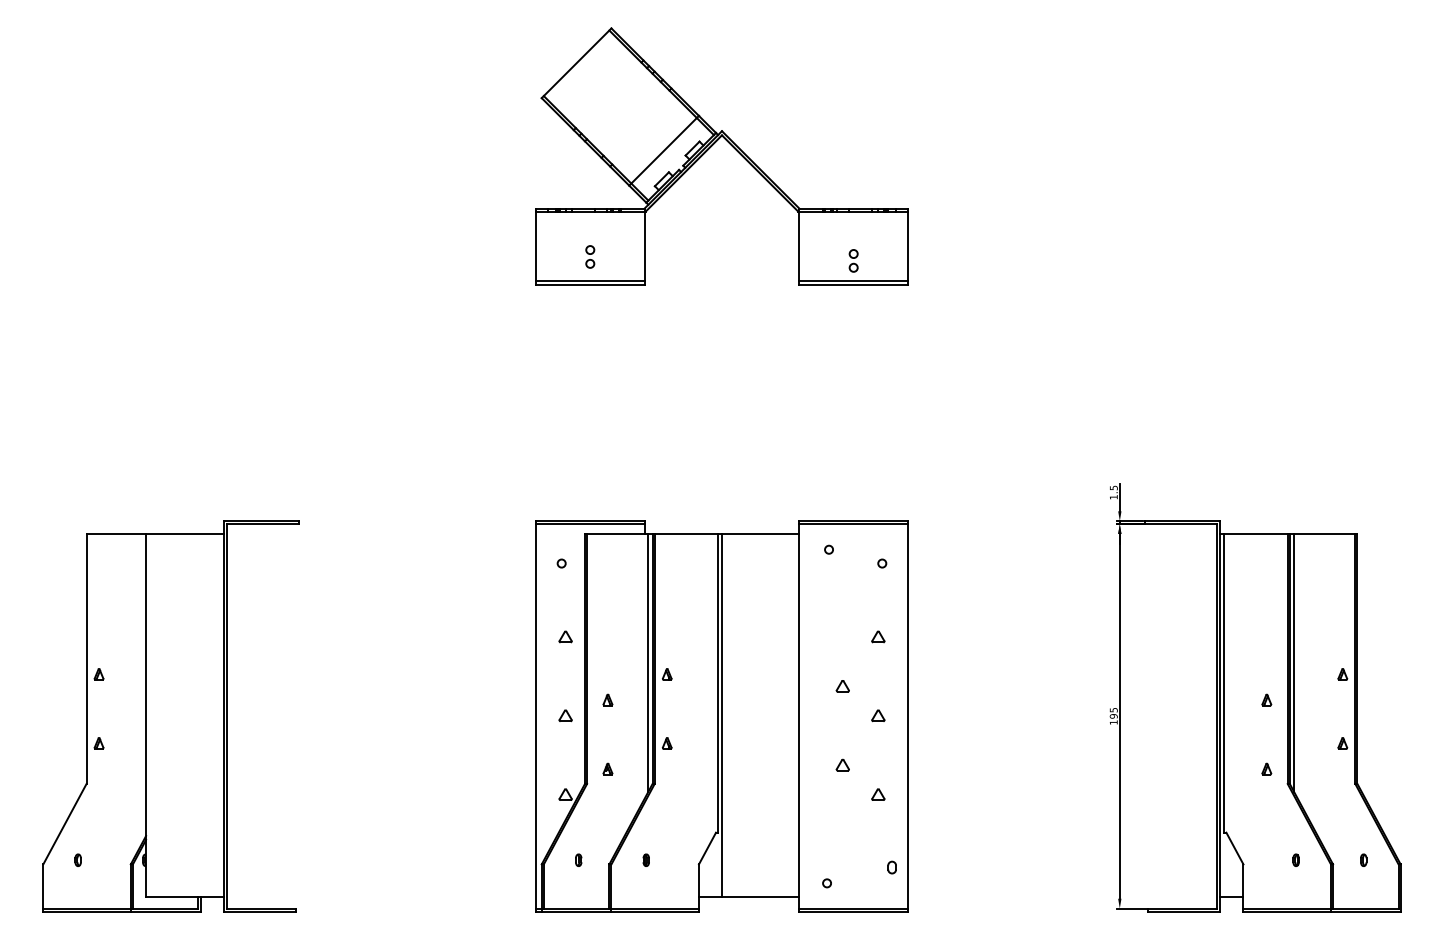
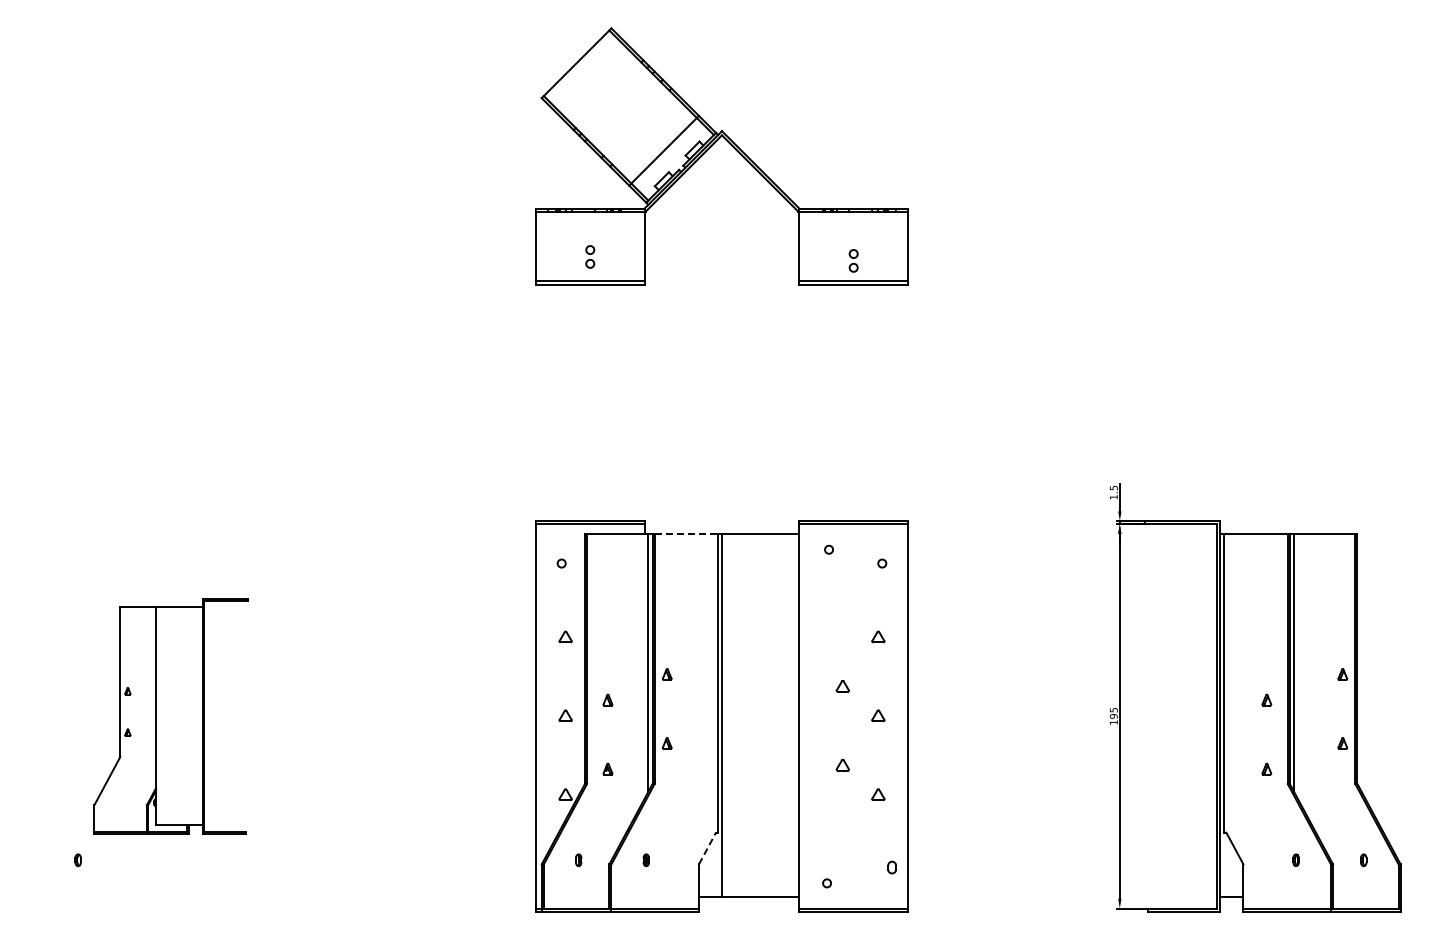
line: solid -> dashed (686, 533)
part size: 258x393 px -> 156x237 px (170, 716)
line: solid -> dashed (707, 848)
